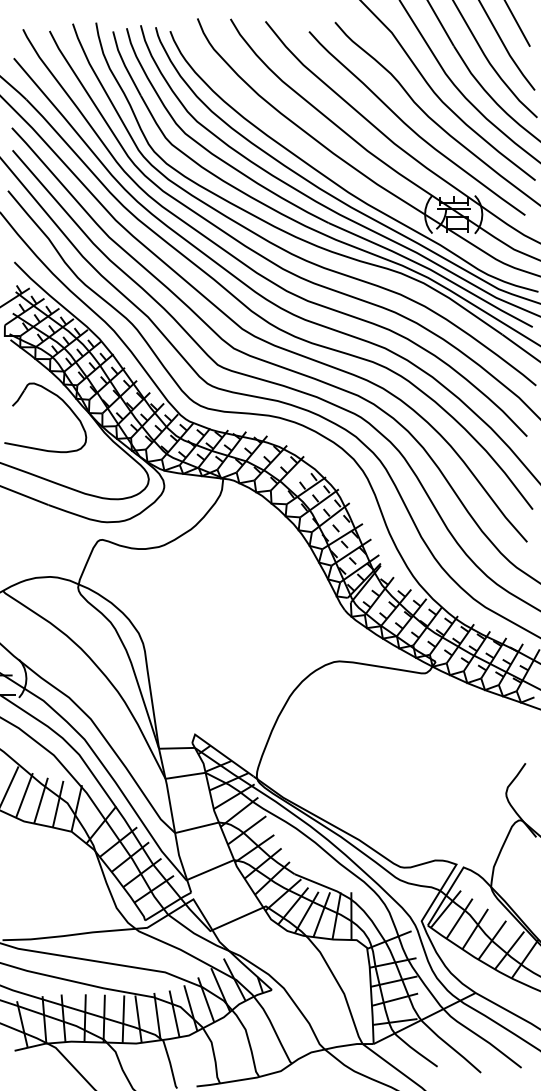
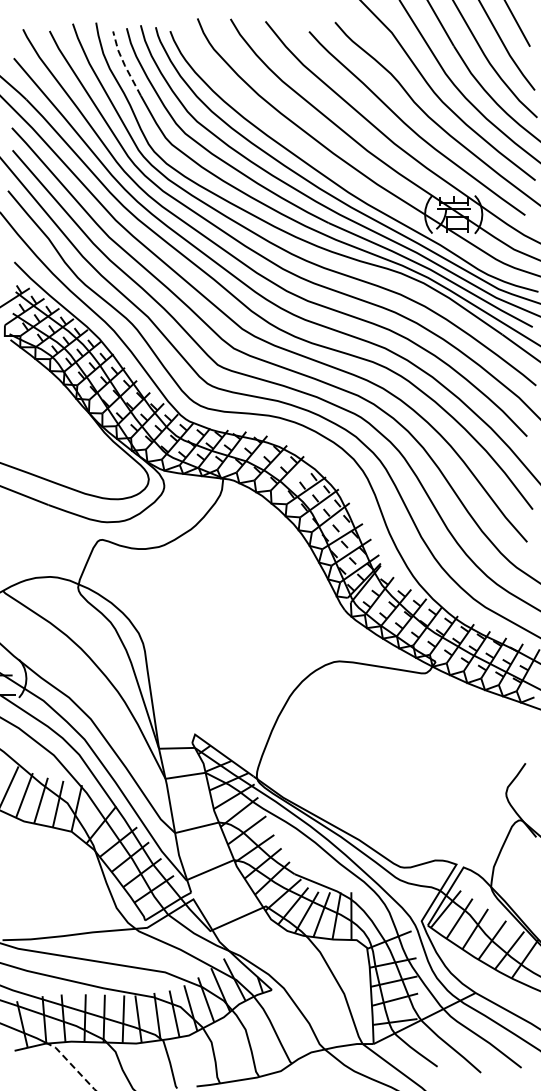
line: solid -> dashed (124, 64)
part: present -> none (57, 397)
line: solid -> dashed (72, 1065)
